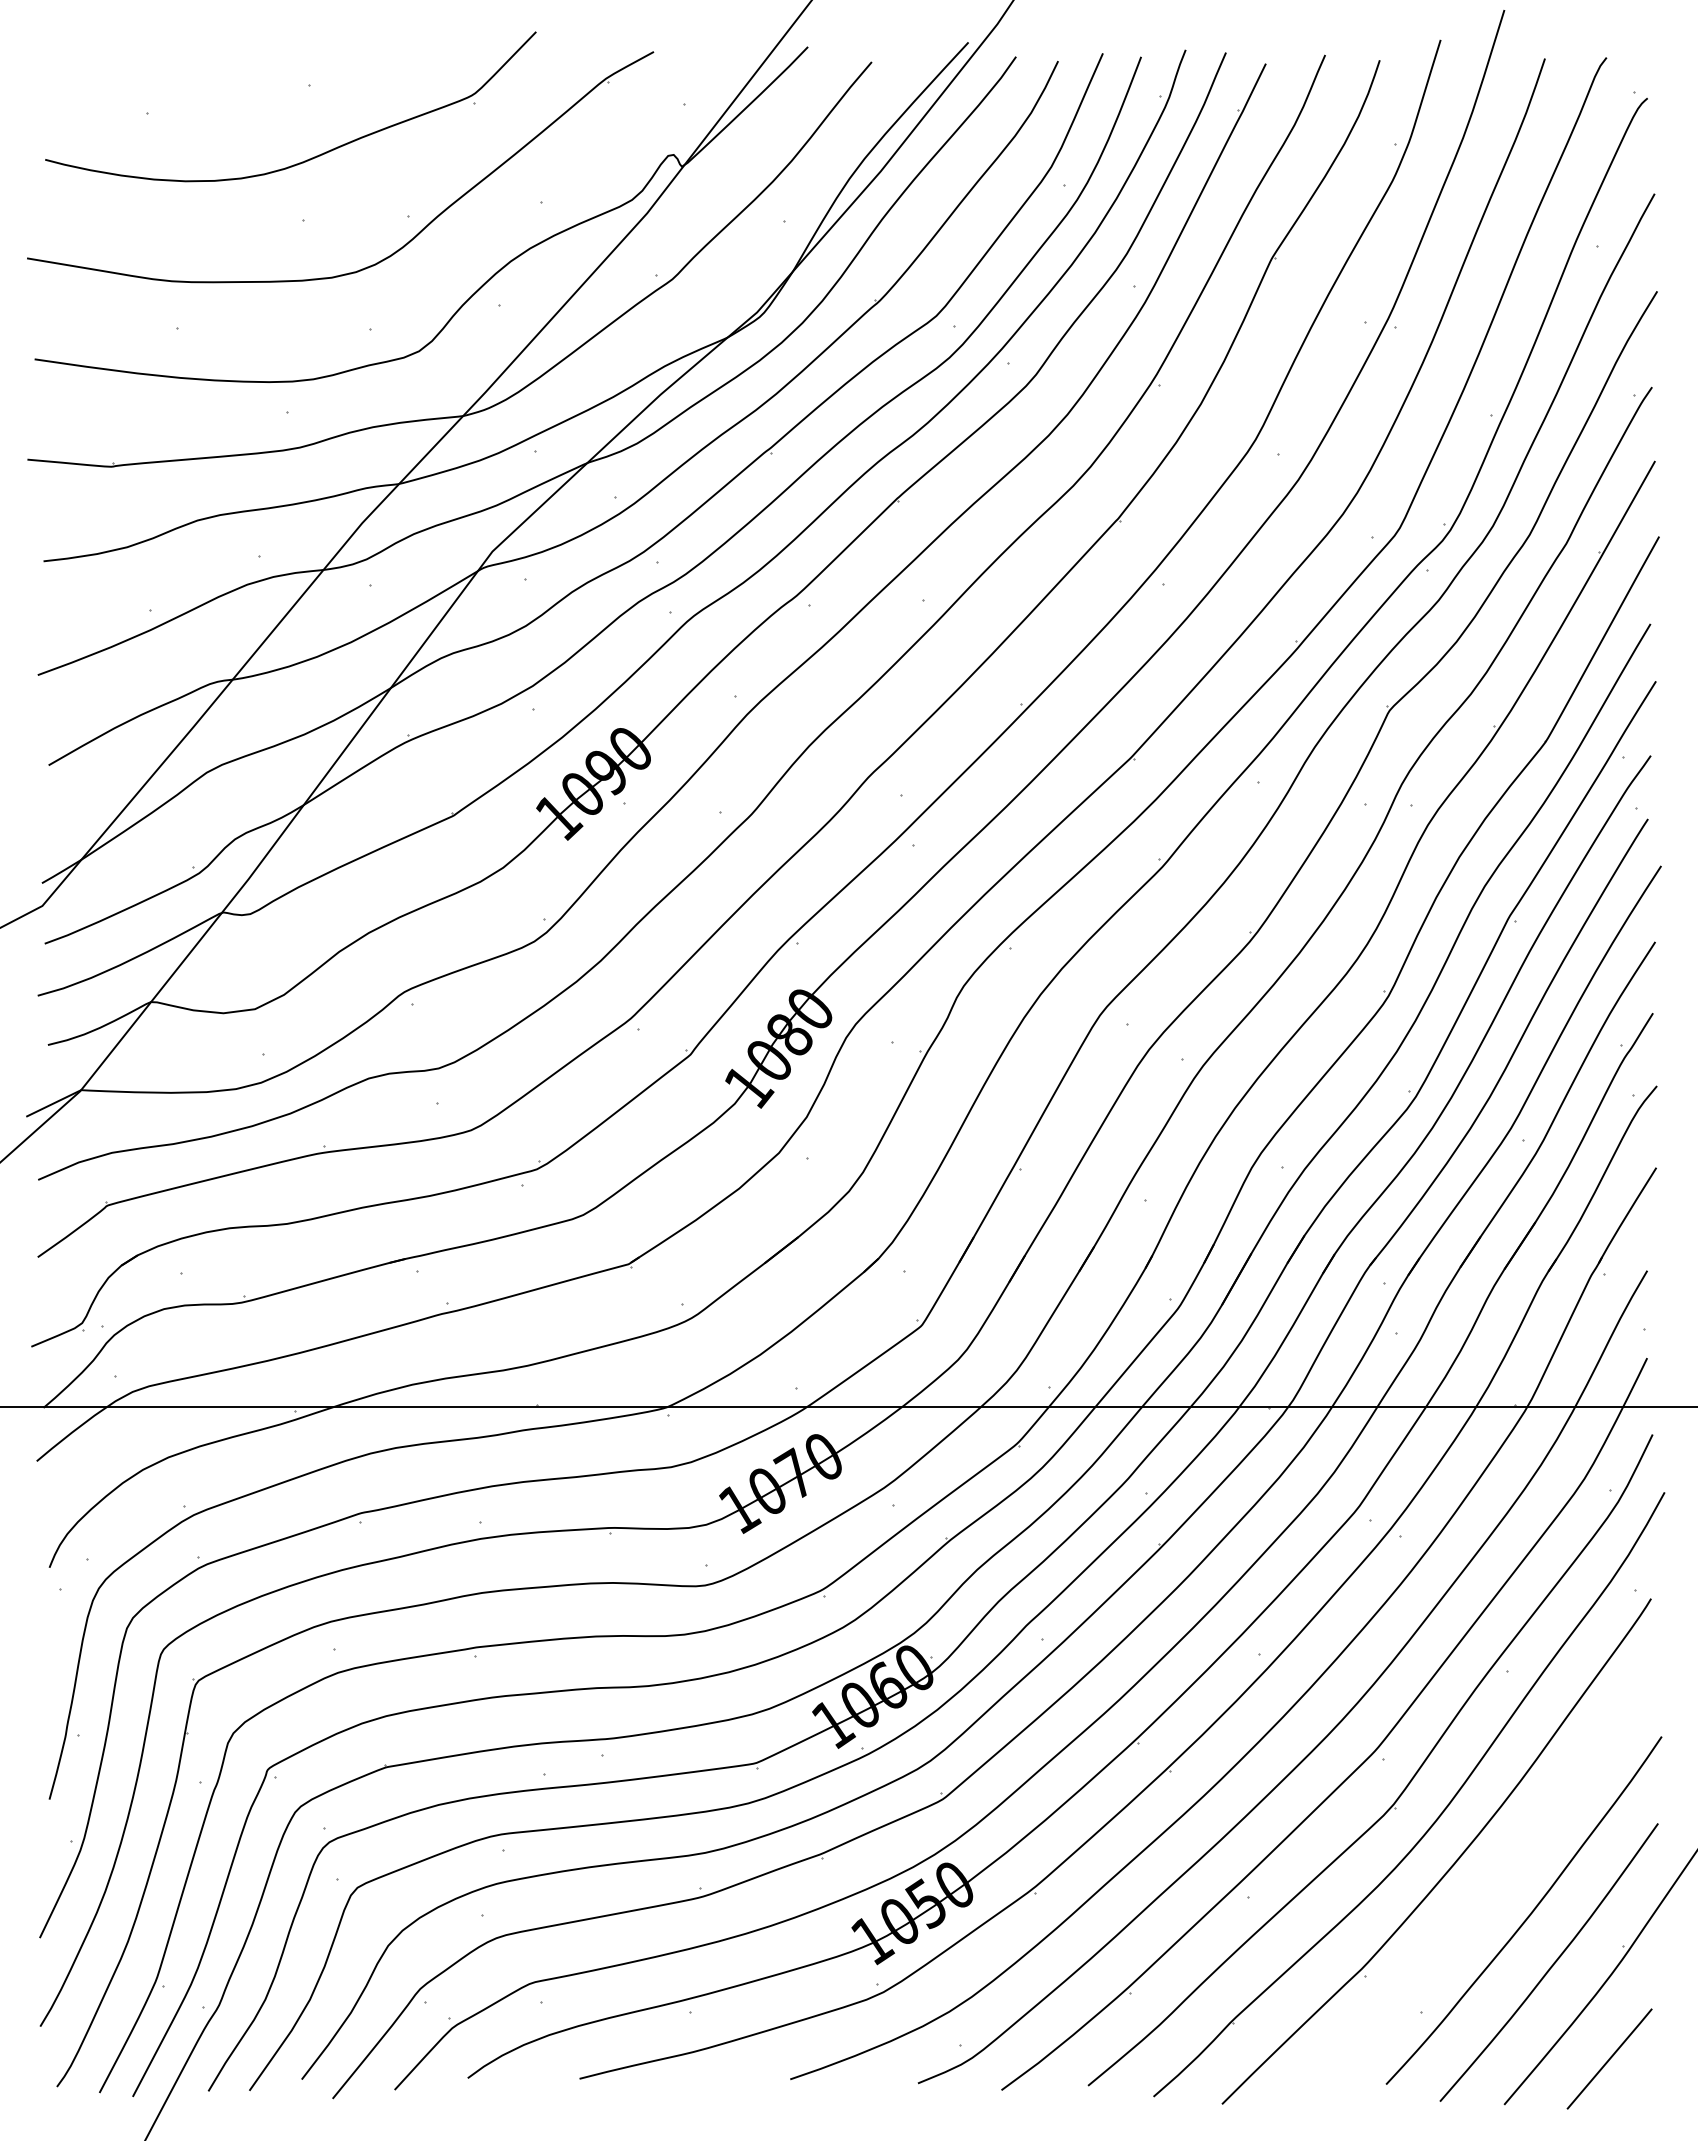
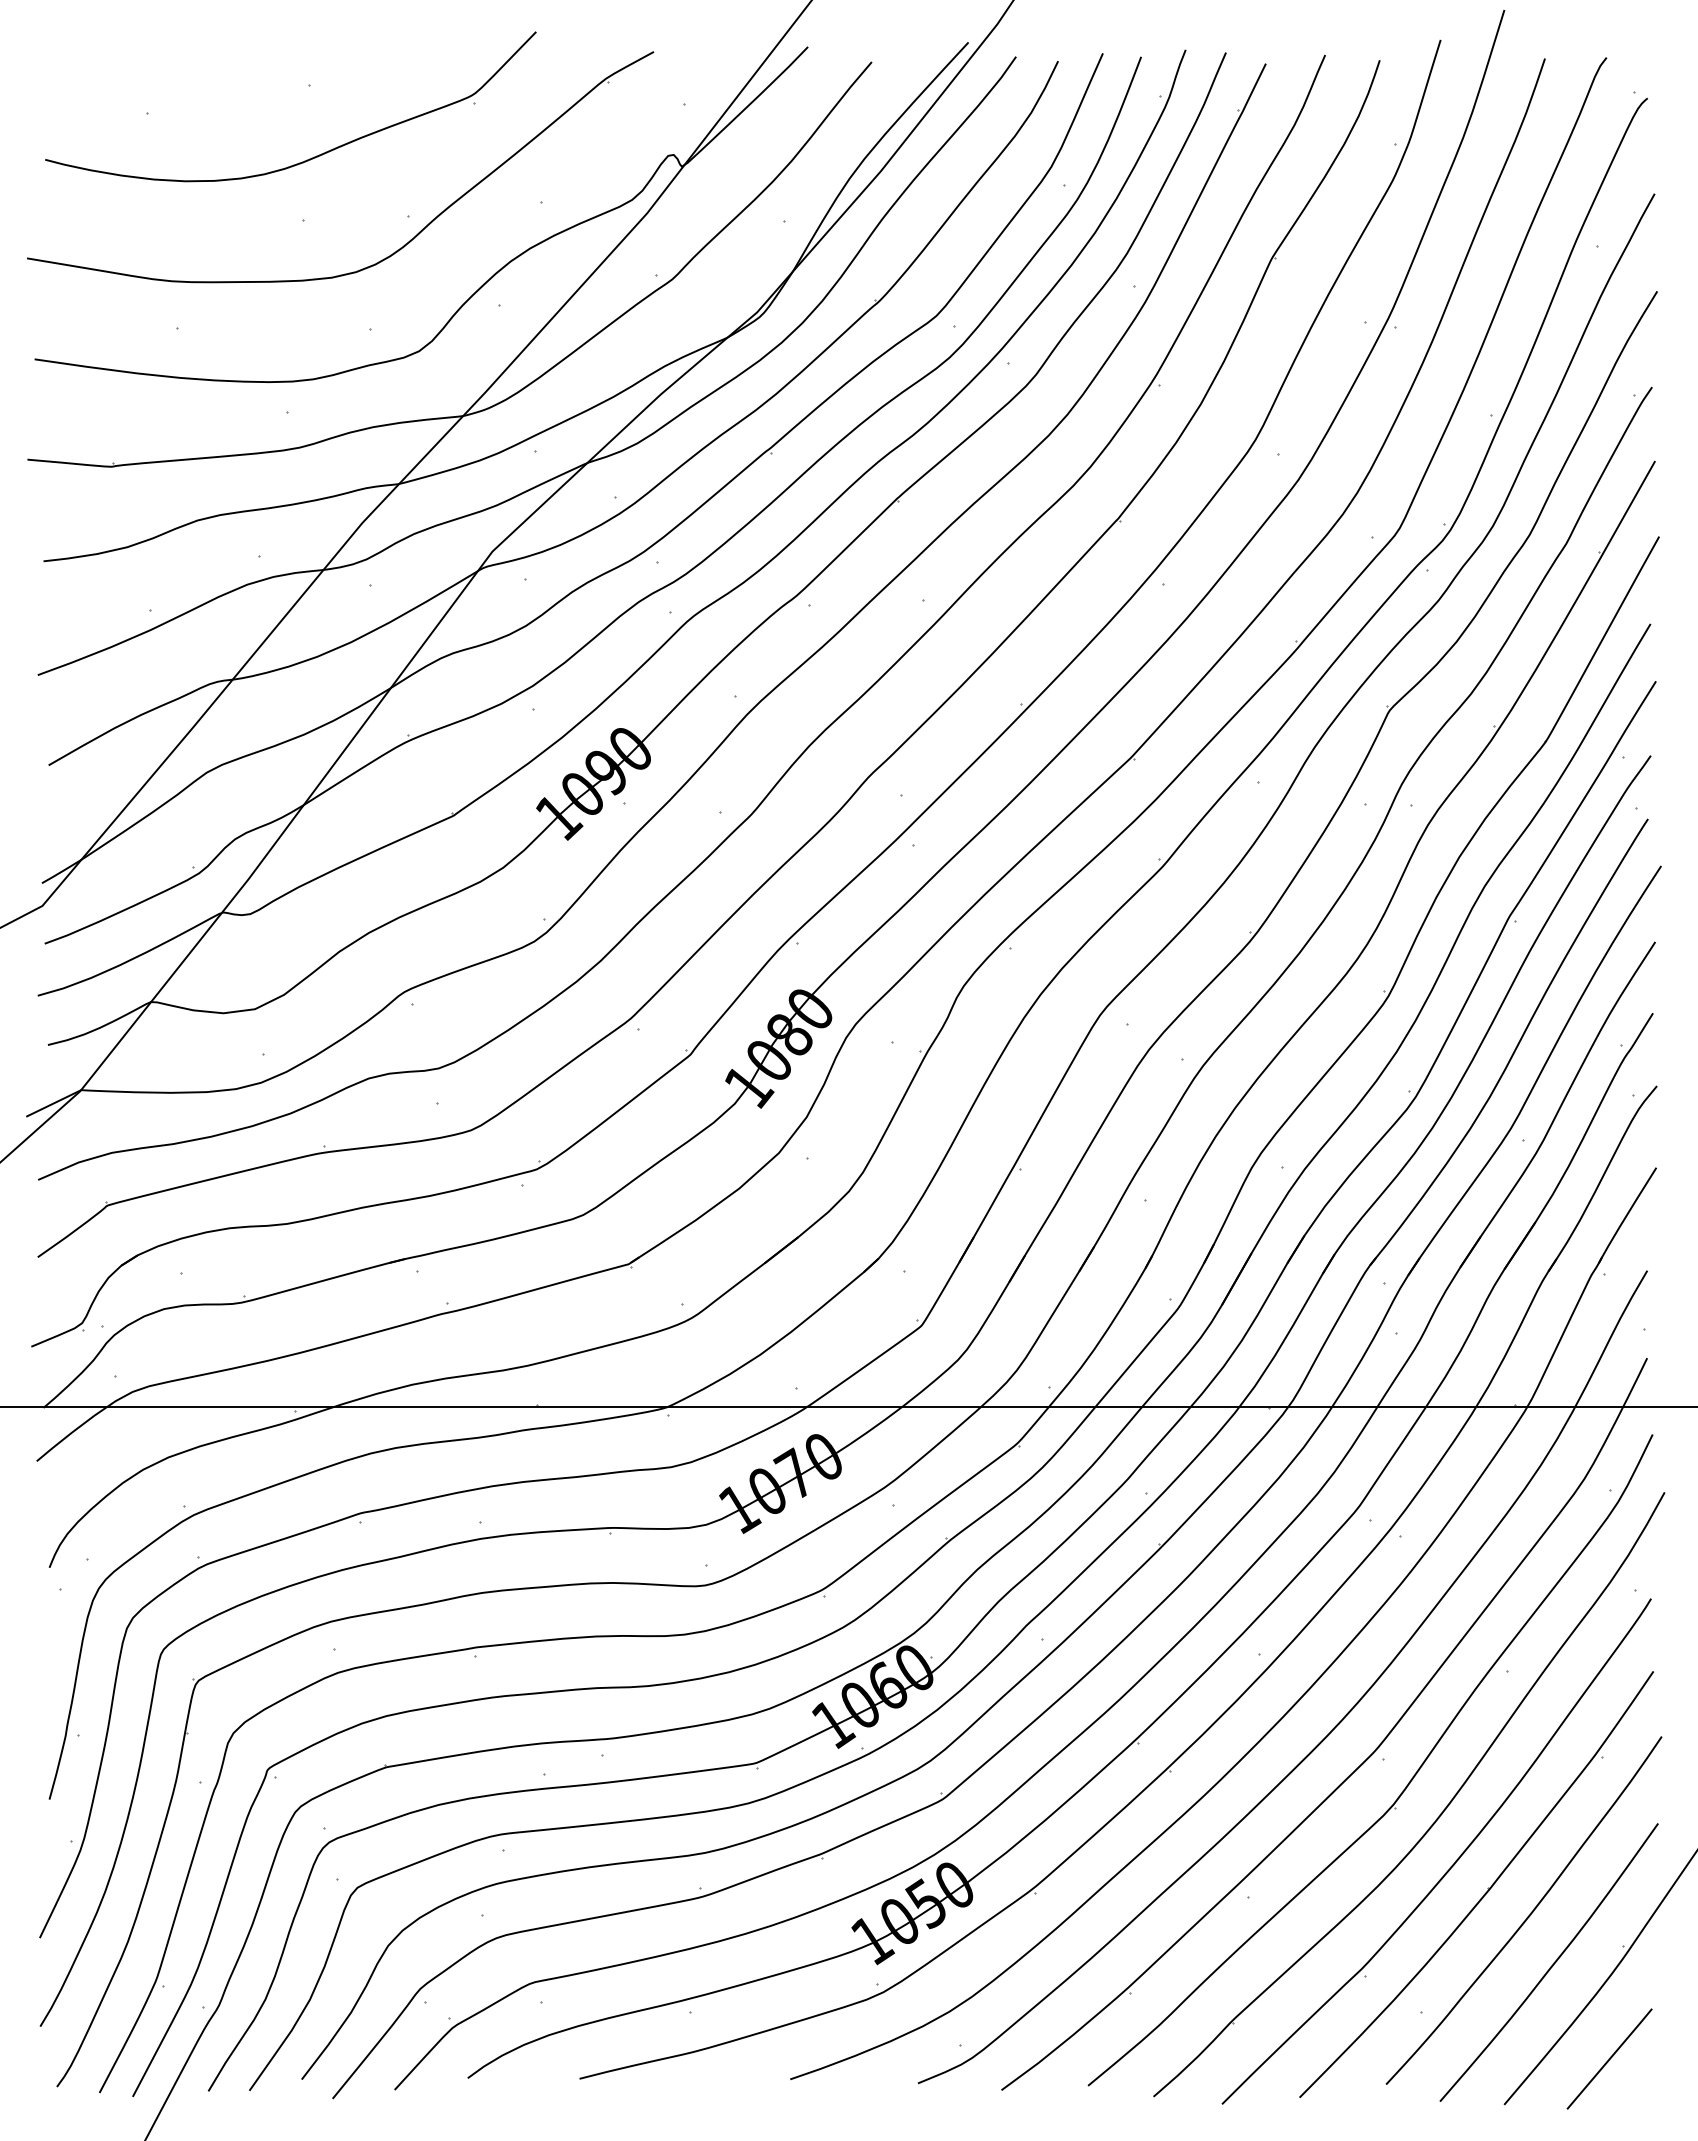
part: none -> present (1487, 1888)
